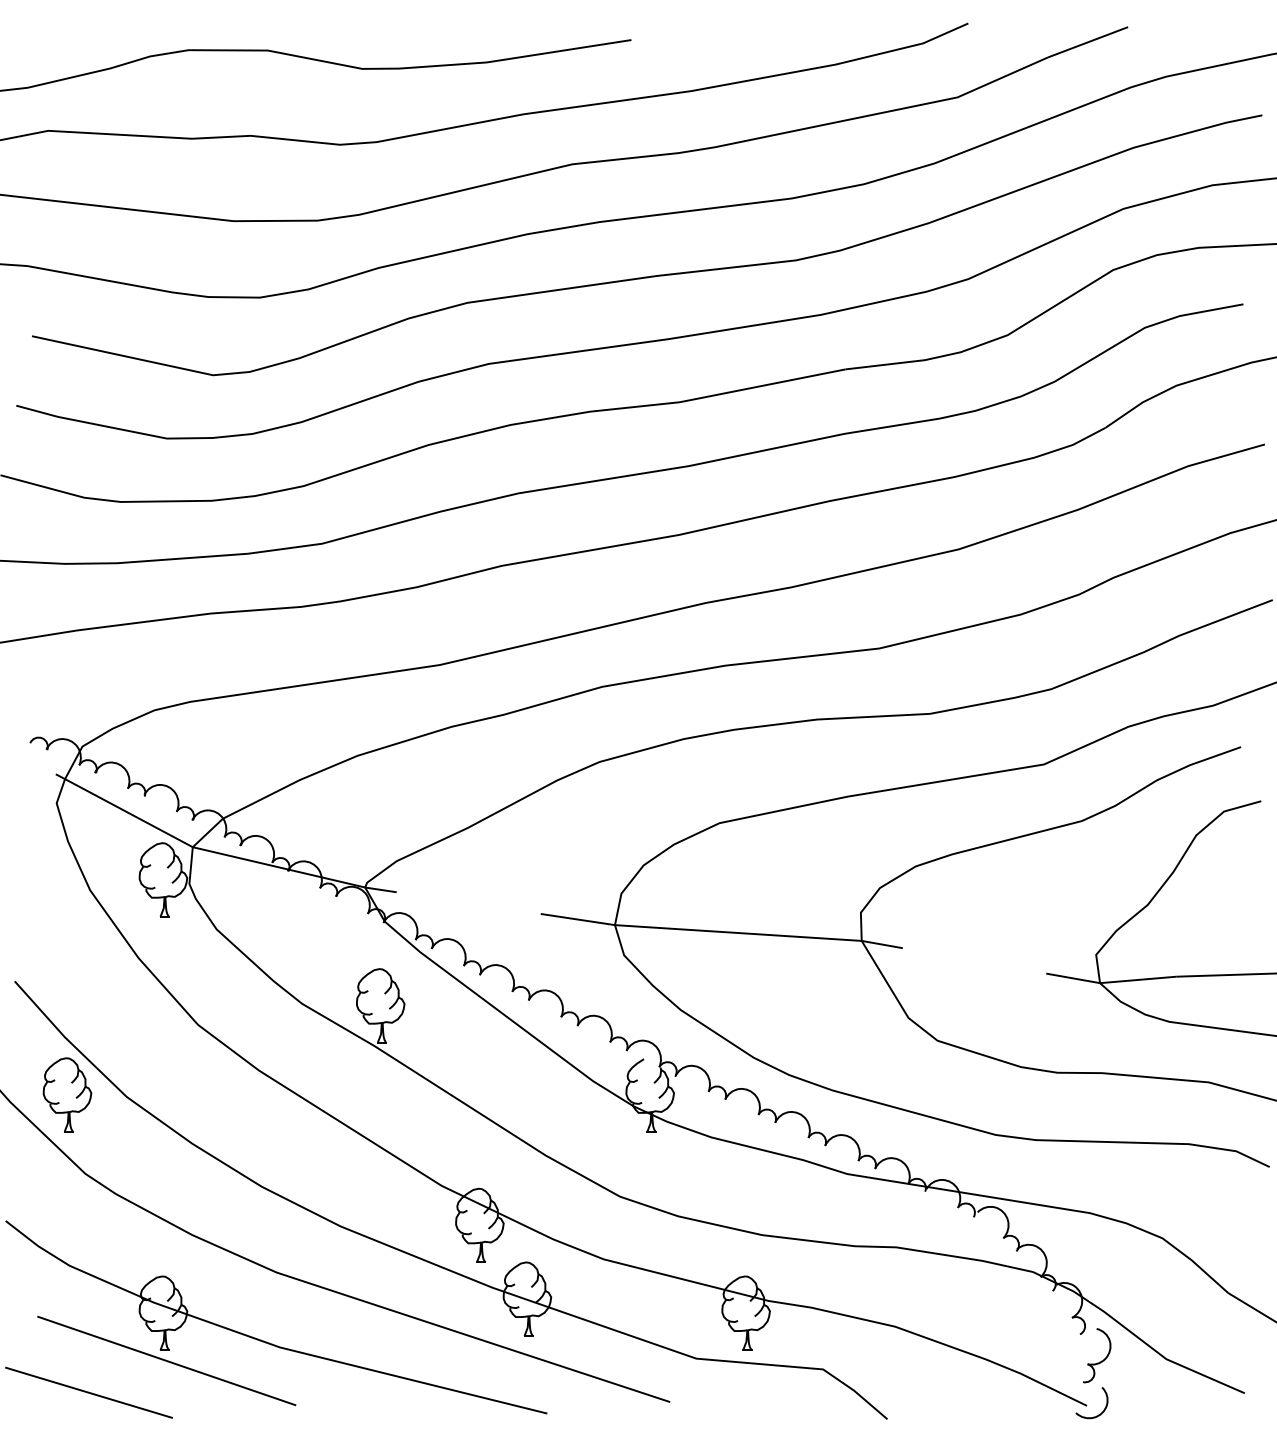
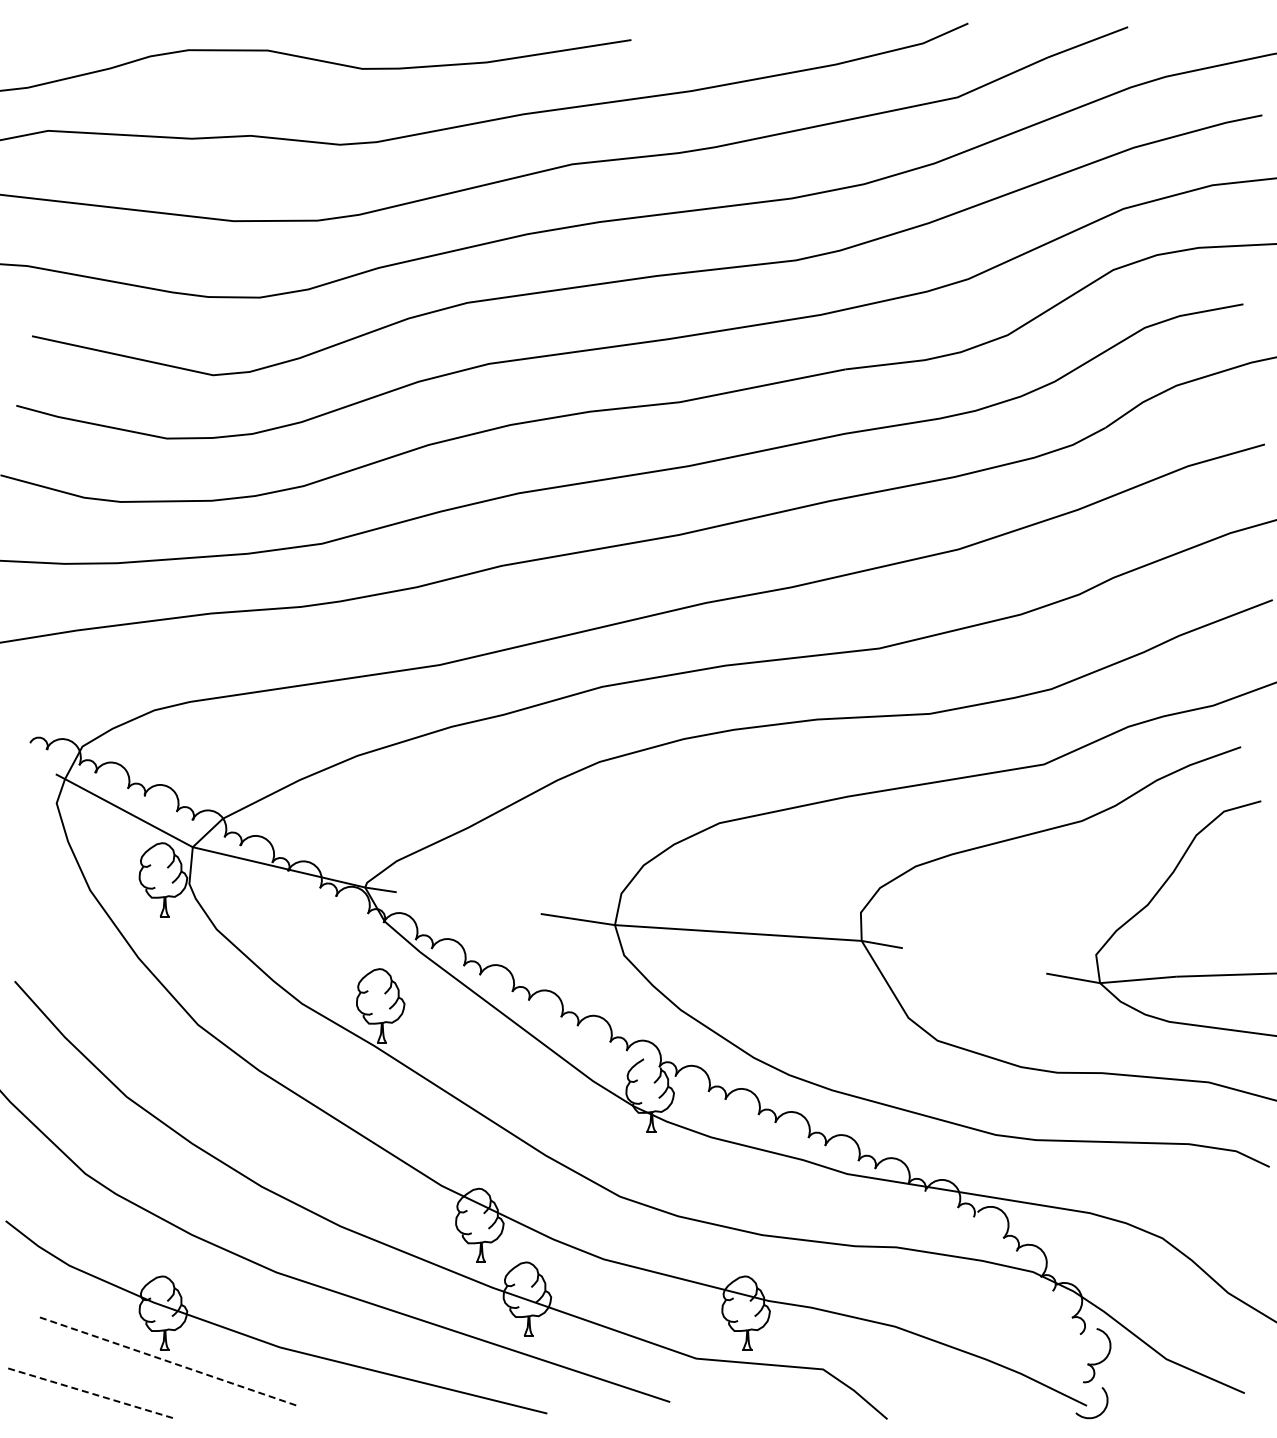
part: present -> none (67, 1094)
line: solid -> dashed (166, 1360)
line: solid -> dashed (89, 1392)
